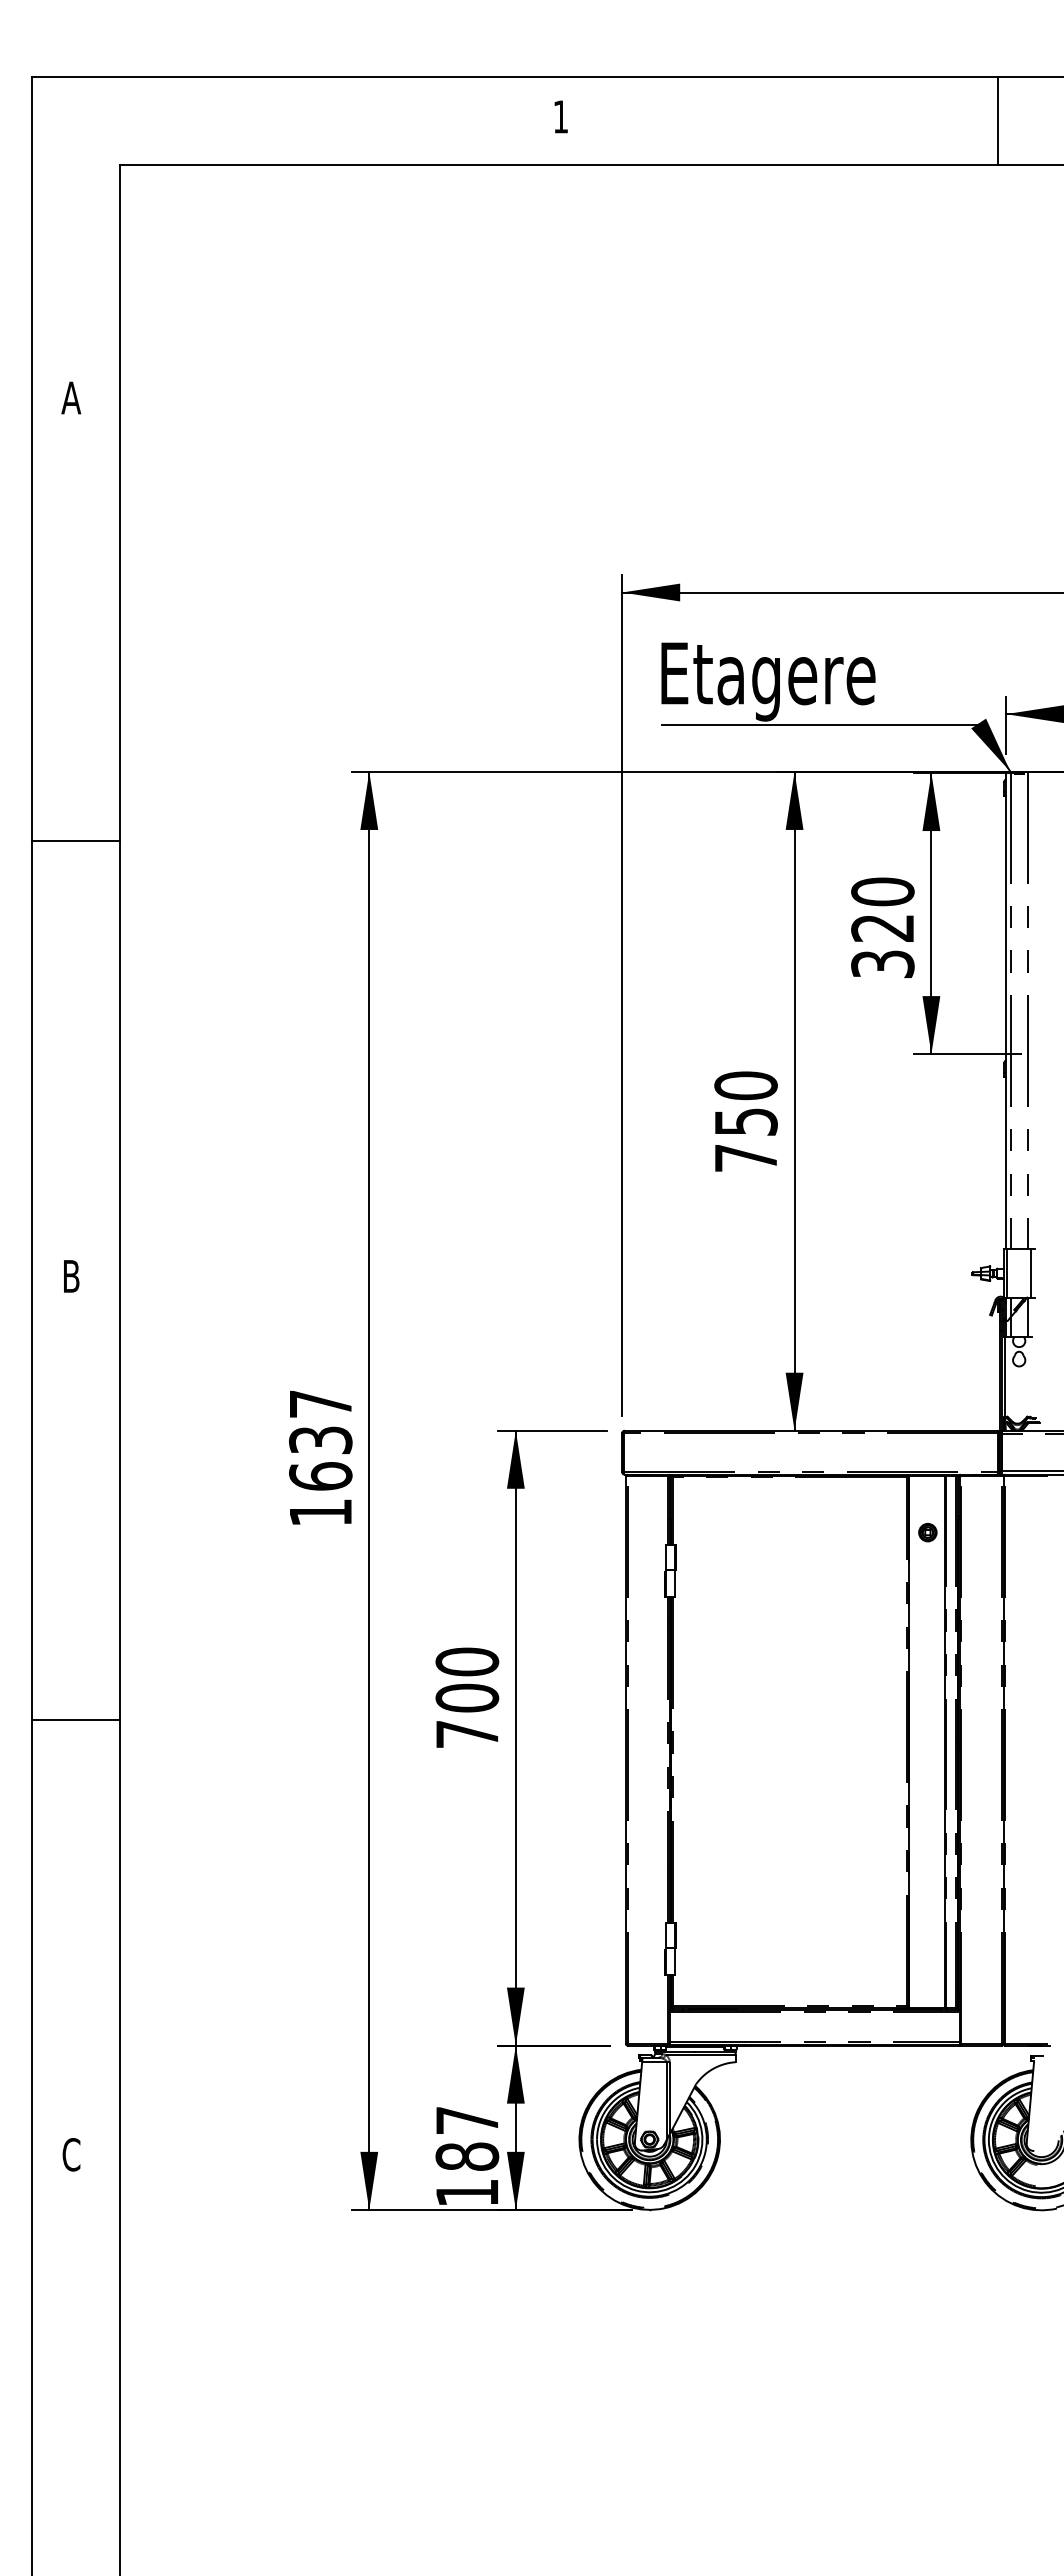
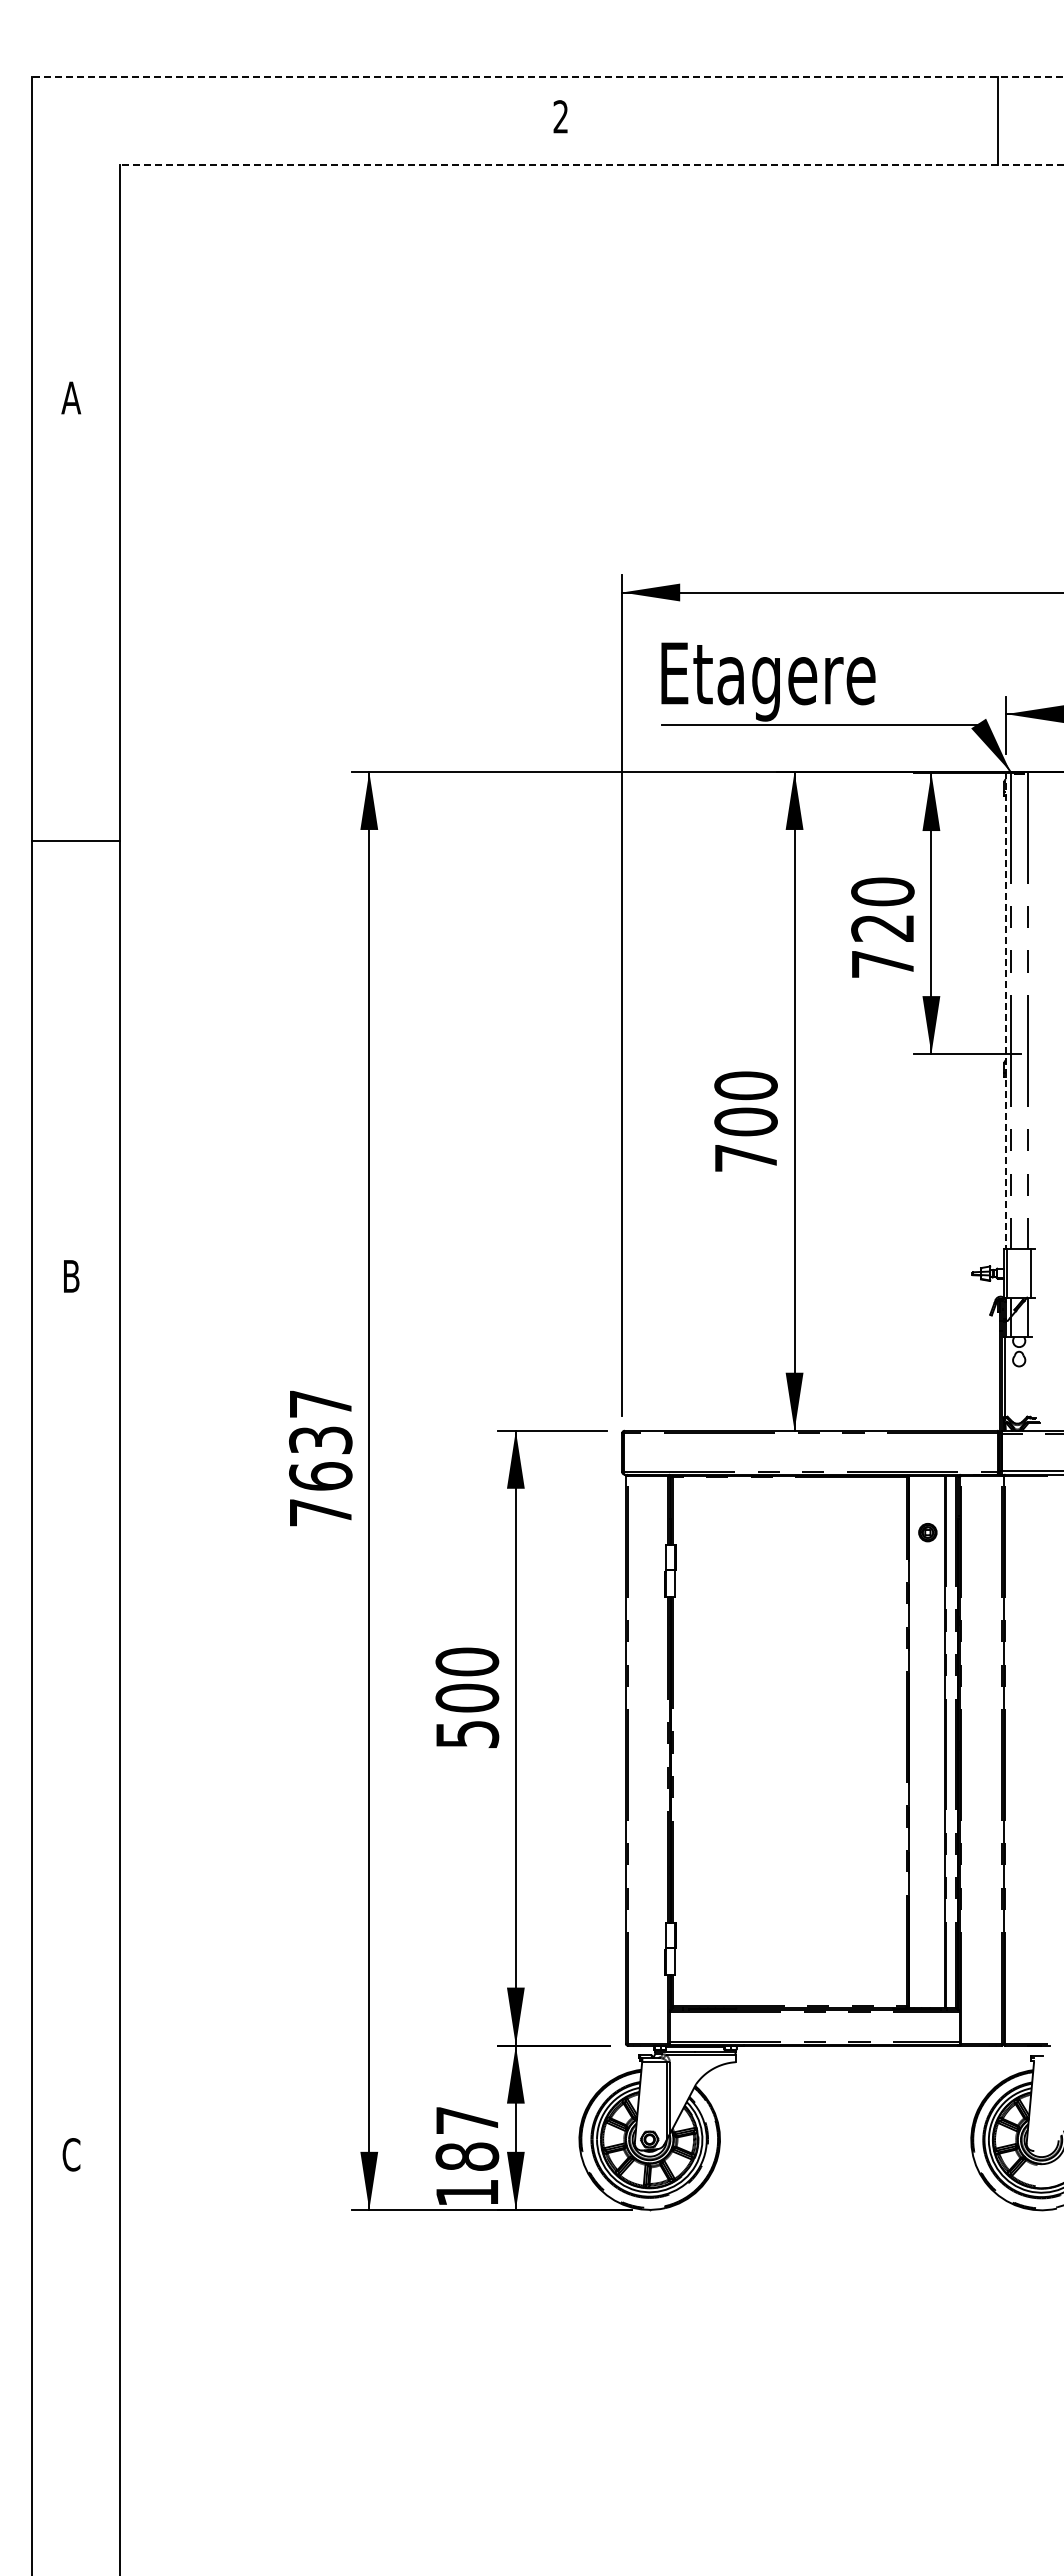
line: solid -> dashed (546, 77)
text: 1 -> 2 (560, 116)
line: solid -> dashed (591, 165)
text: 320 -> 720 (882, 963)
line: solid -> dashed (1006, 1010)
text: 750 -> 700 (745, 1121)
text: 1637 -> 7637 (320, 1512)
line: present -> none (75, 1719)
text: 700 -> 500 (467, 1734)
